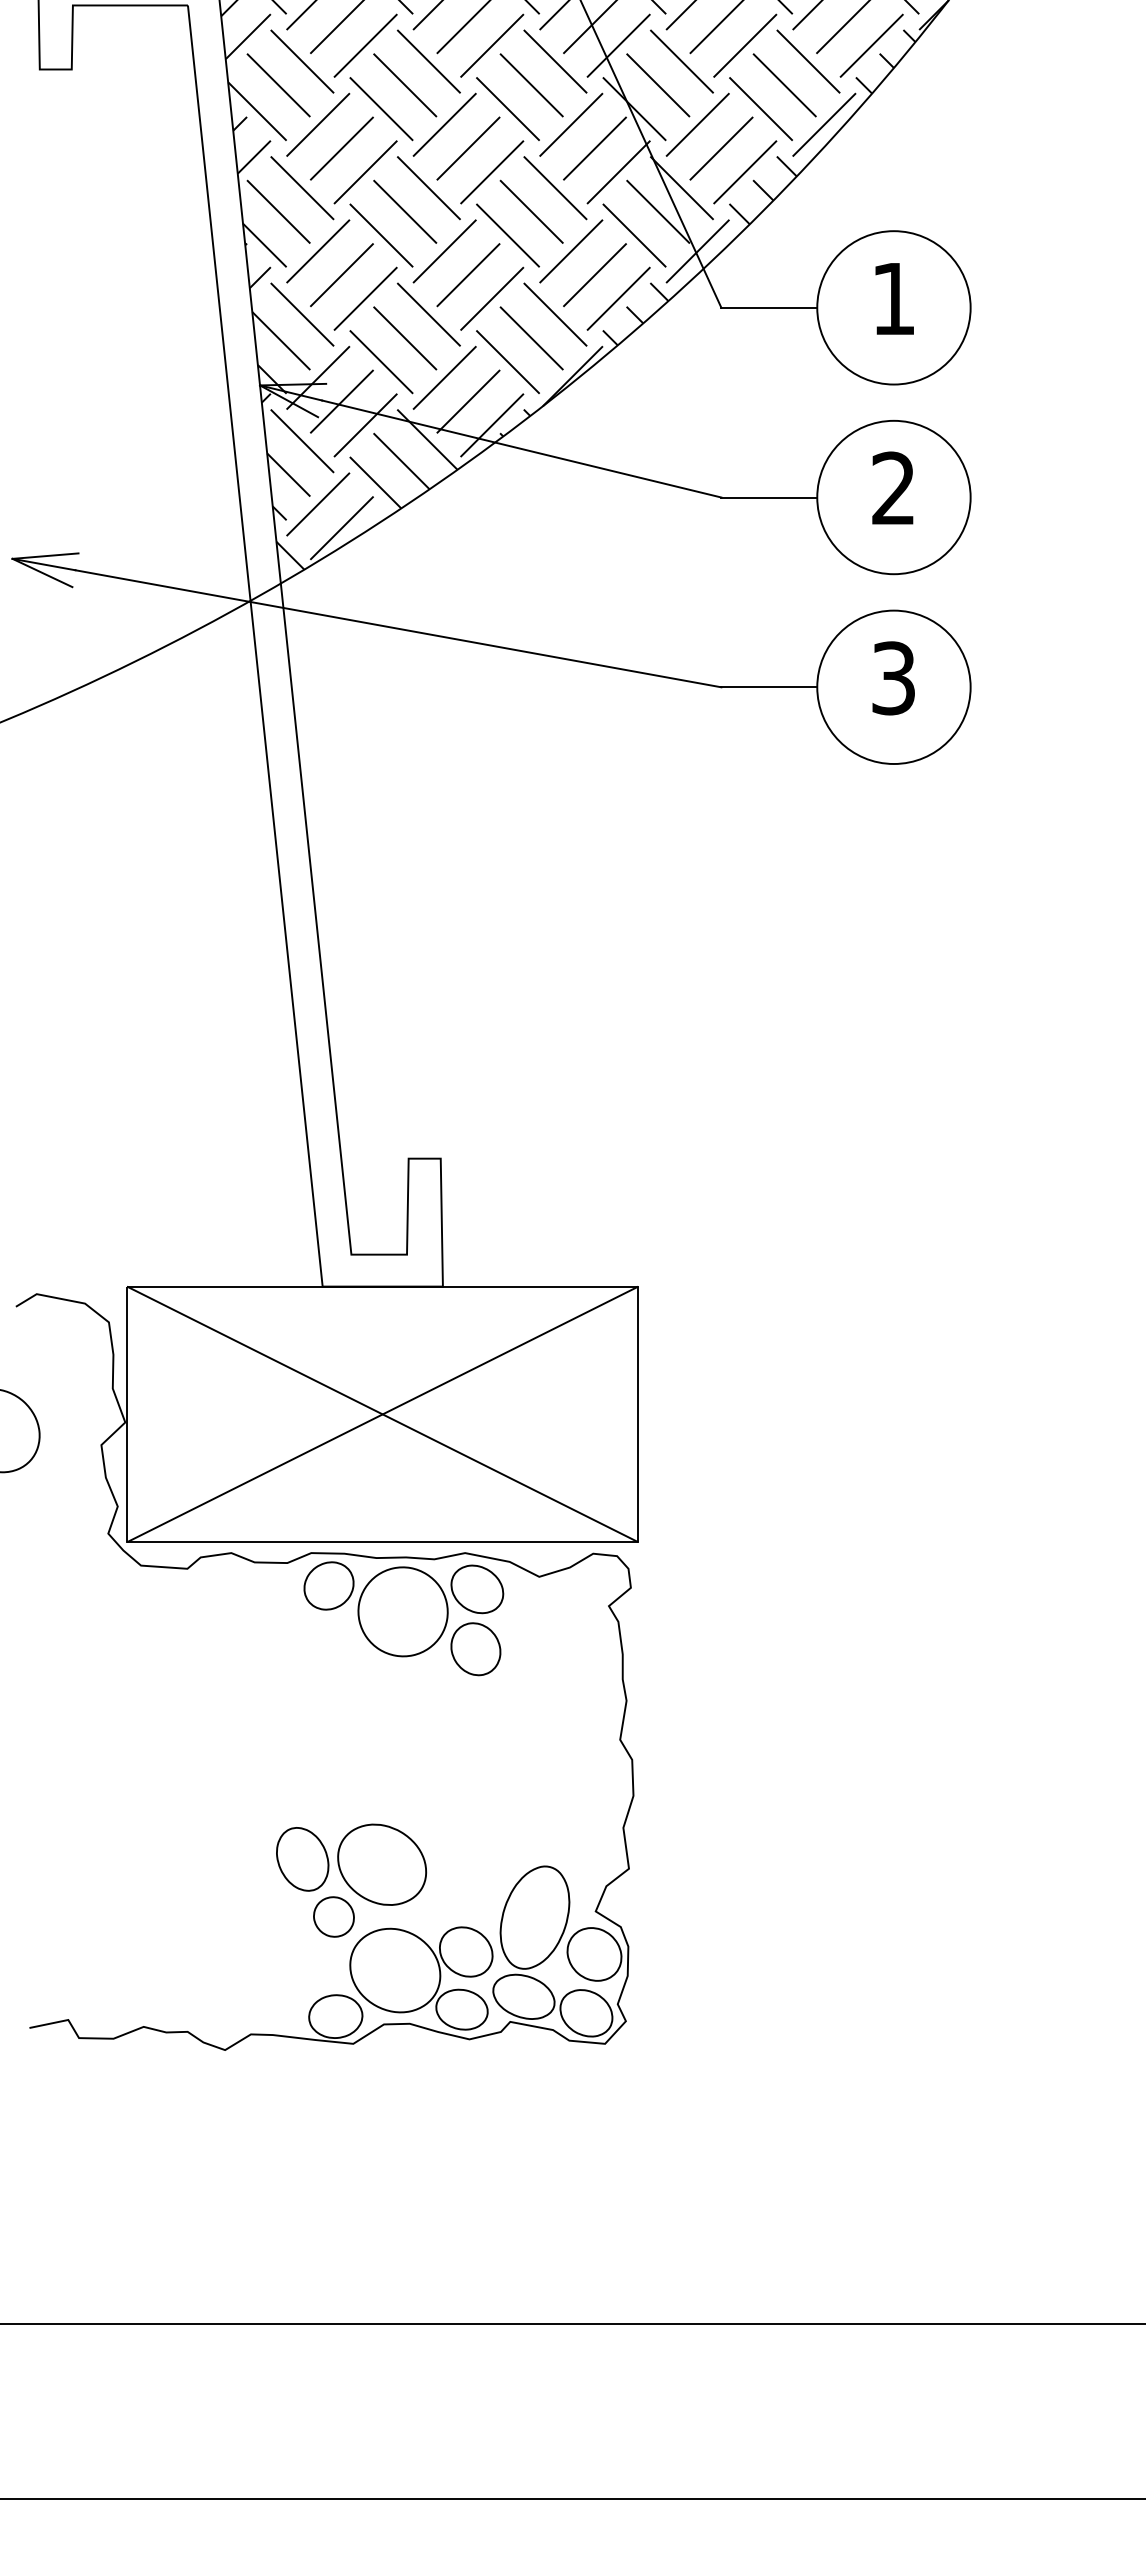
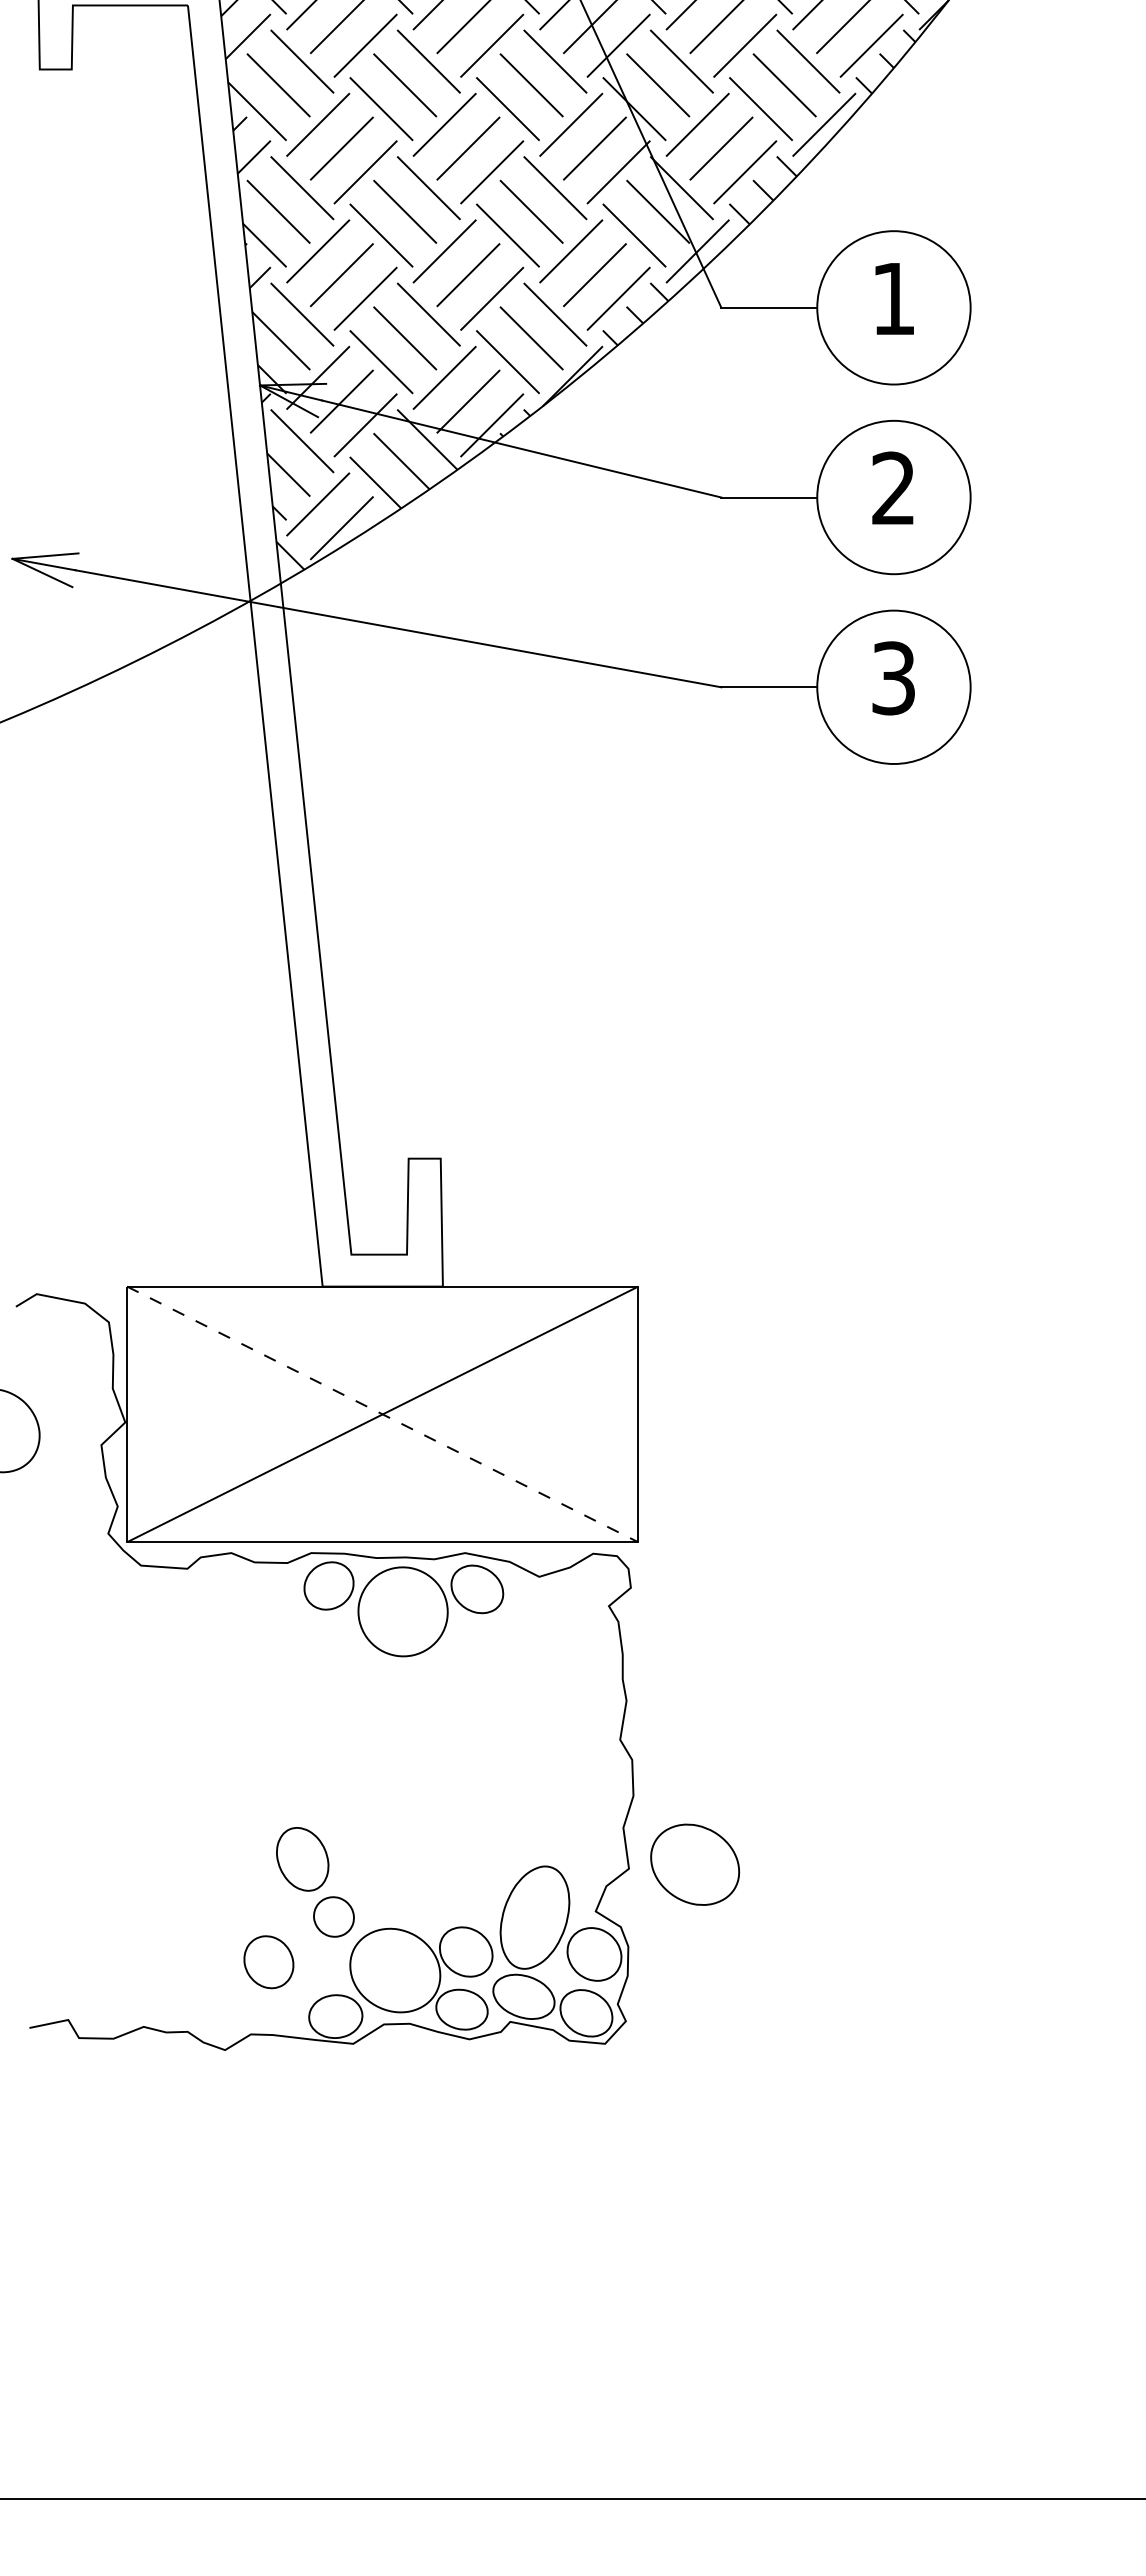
line: solid -> dashed (382, 1414)
part position: (475, 1649) -> (268, 1962) (268, 1962)
part position: (382, 1864) -> (695, 1864) (695, 1864)
line: present -> none (572, 2324)
